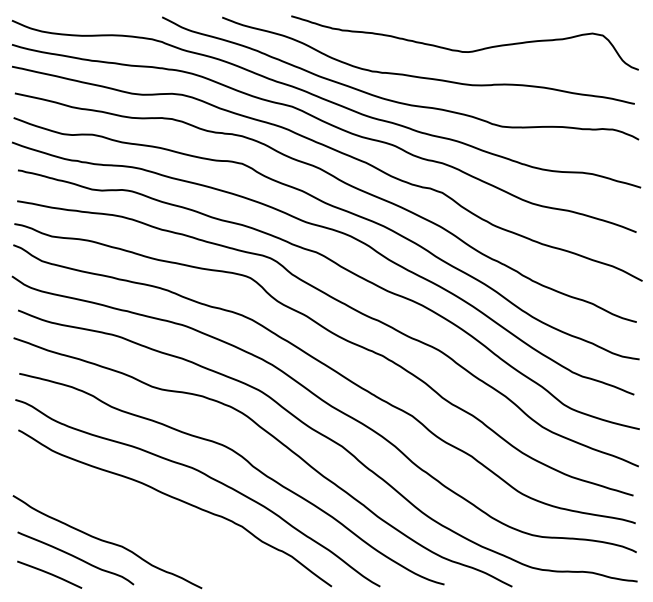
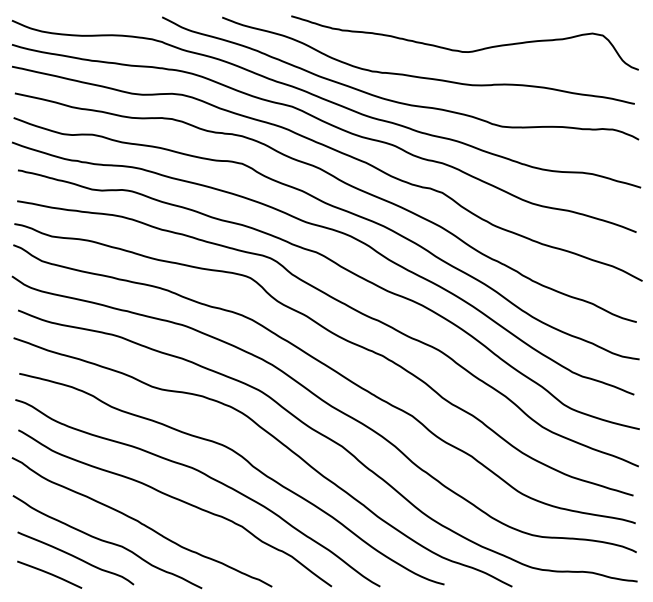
curve: none -> present (141, 522)
